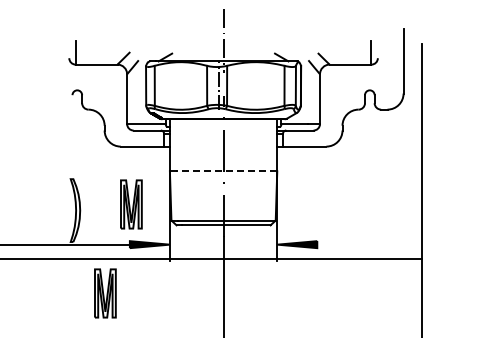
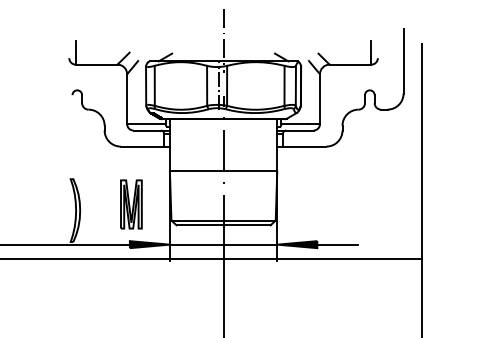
line: dashed -> solid (226, 171)
line: none -> present (223, 244)
line: none -> present (337, 244)
part: present -> none (105, 293)
